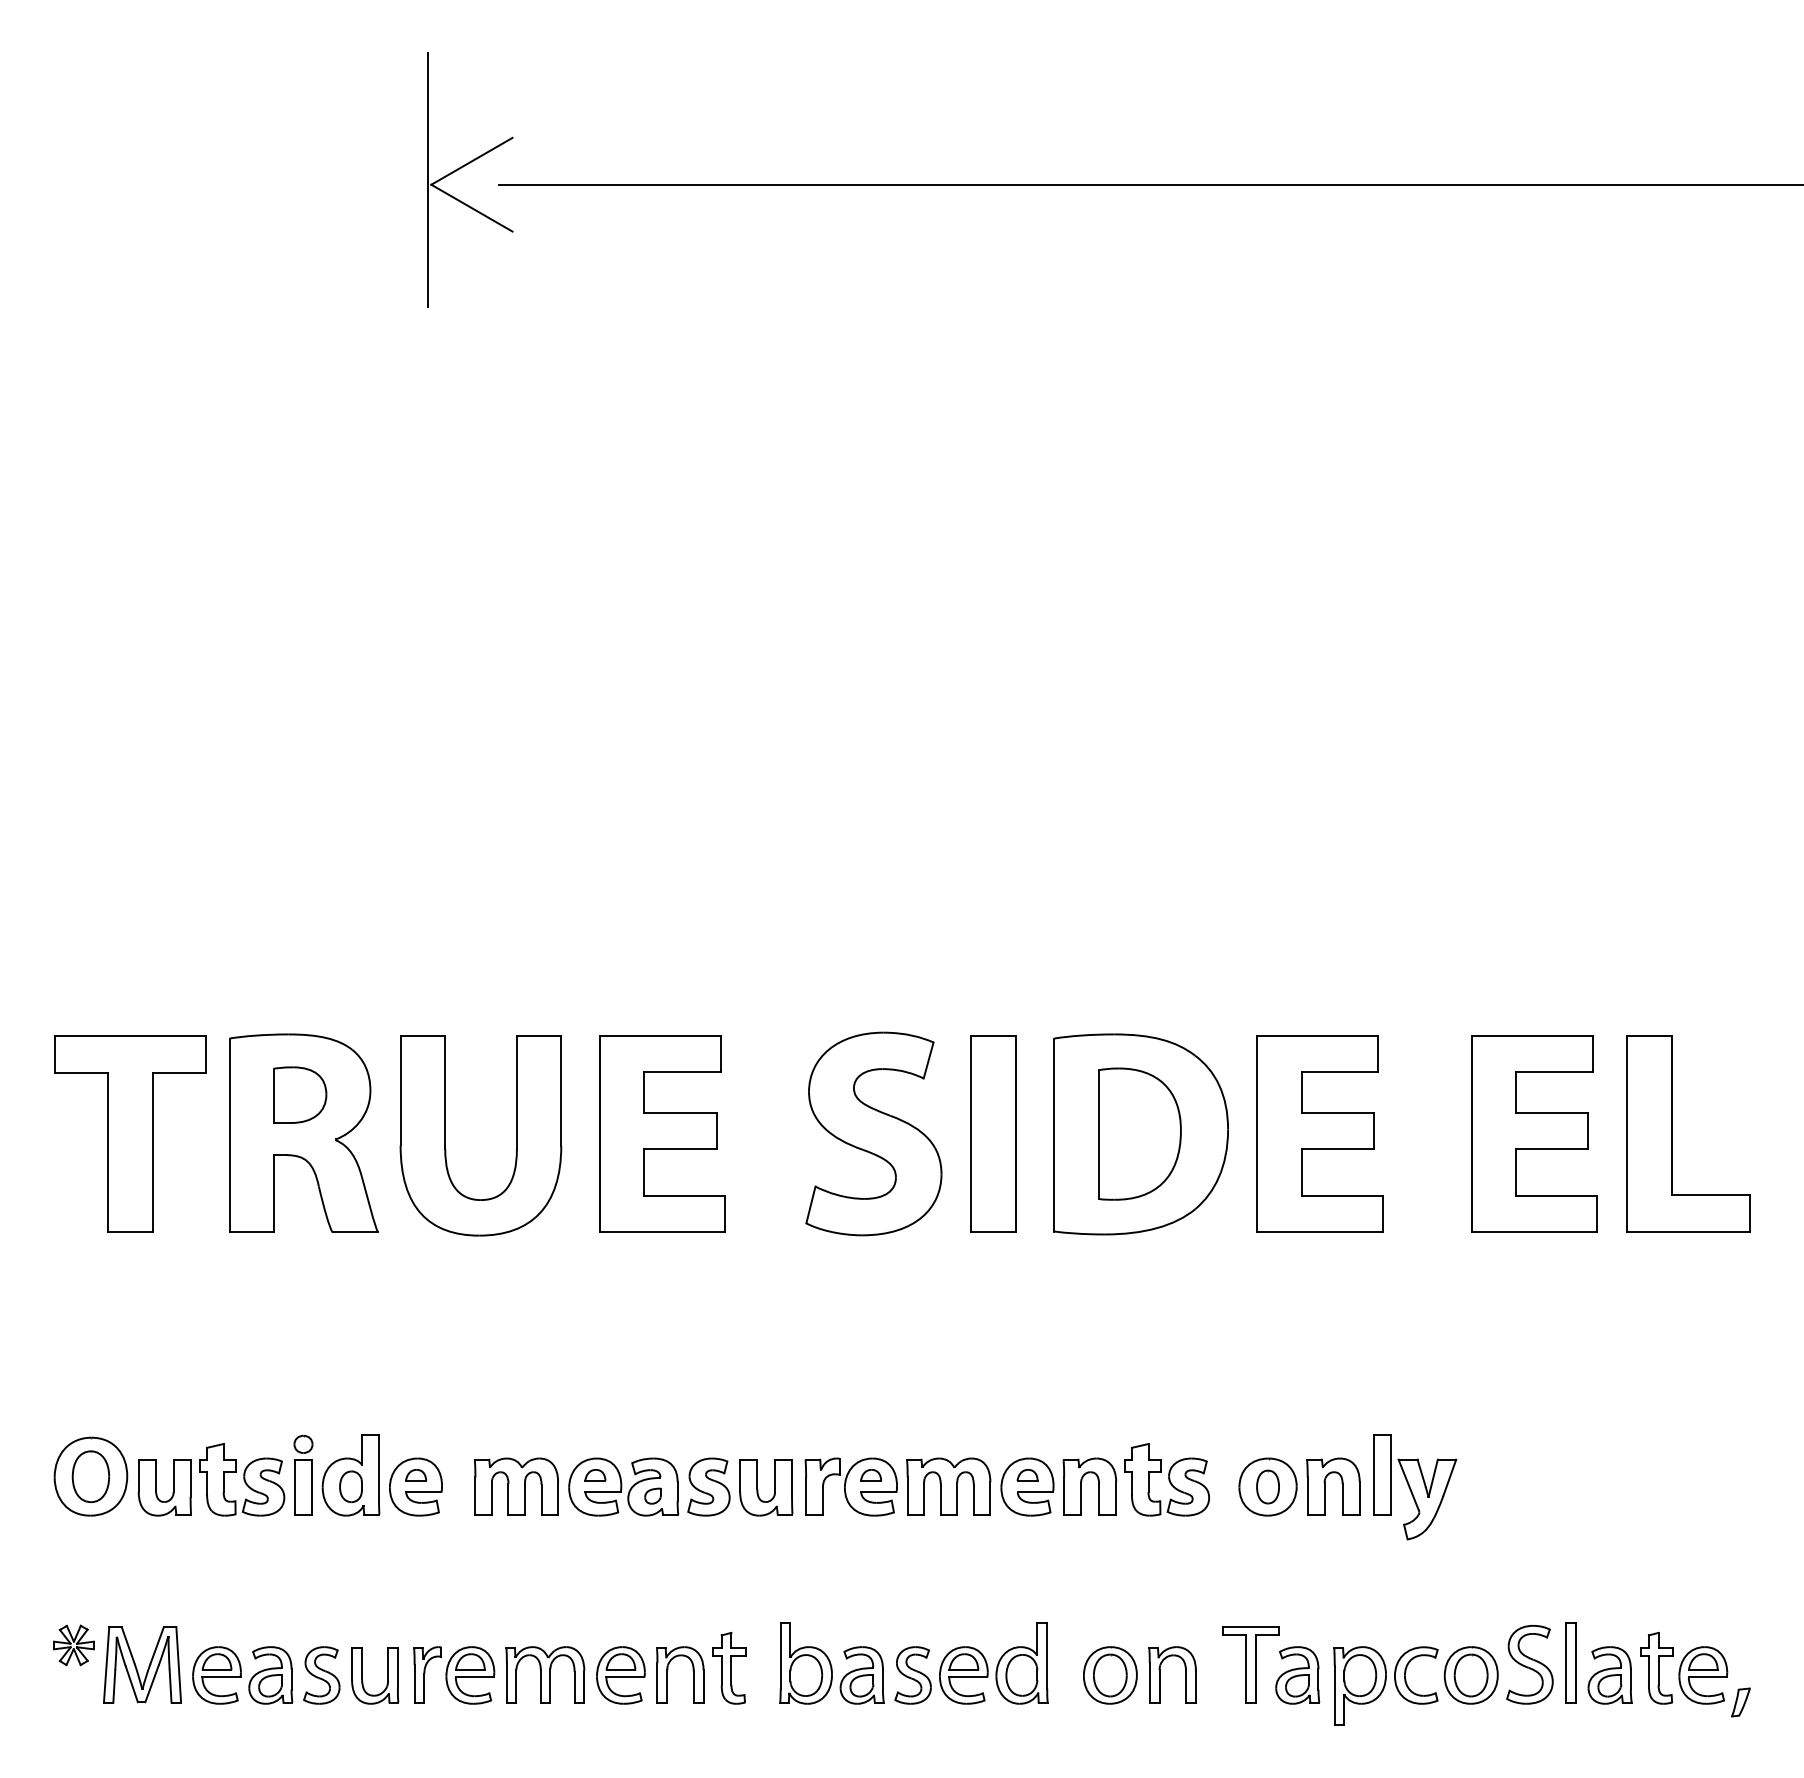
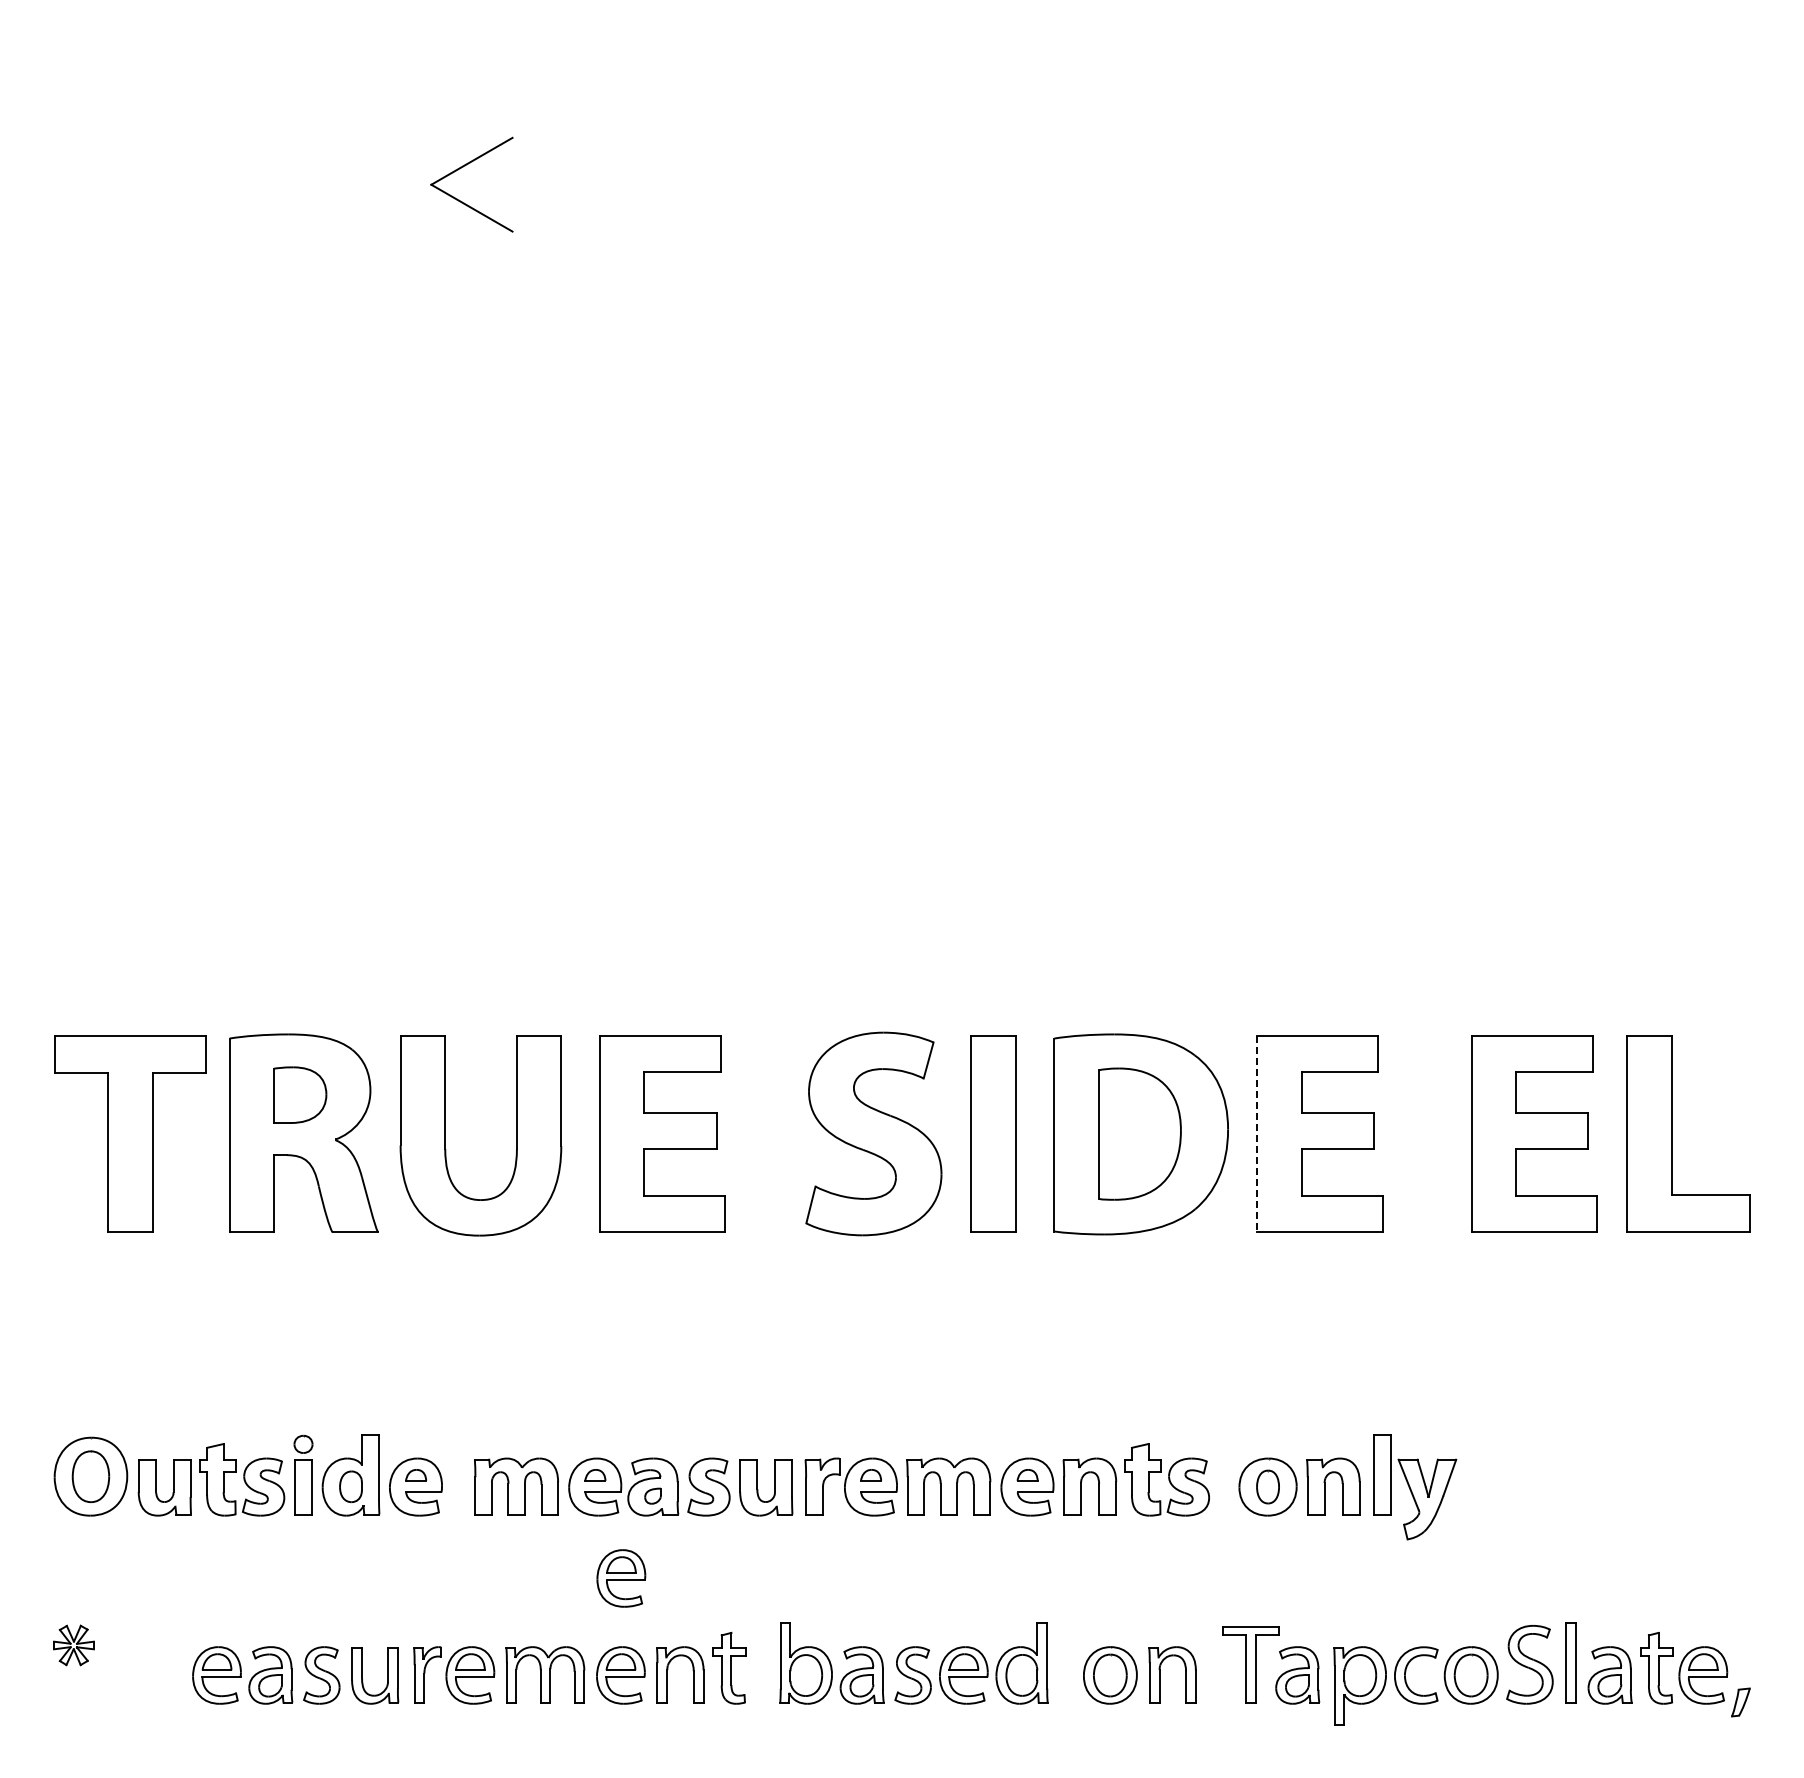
line: present -> none (428, 179)
line: present -> none (1149, 184)
line: solid -> dashed (1257, 1134)
part: none -> present (621, 1578)
part: present -> none (136, 1665)
